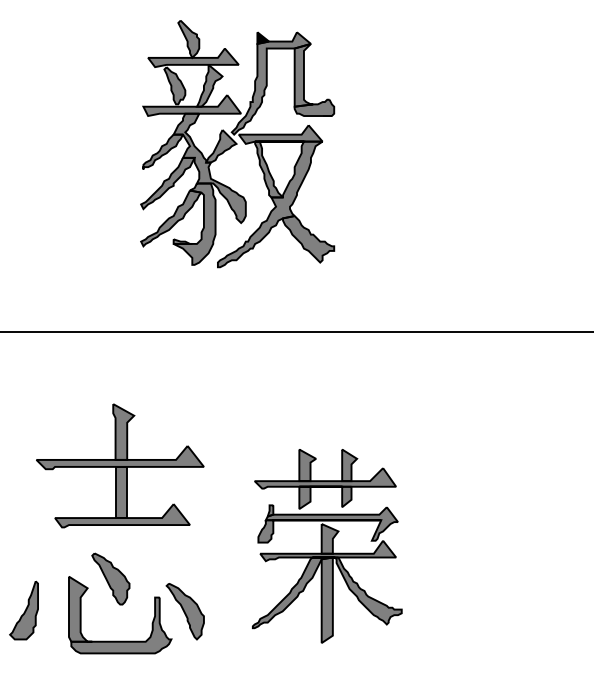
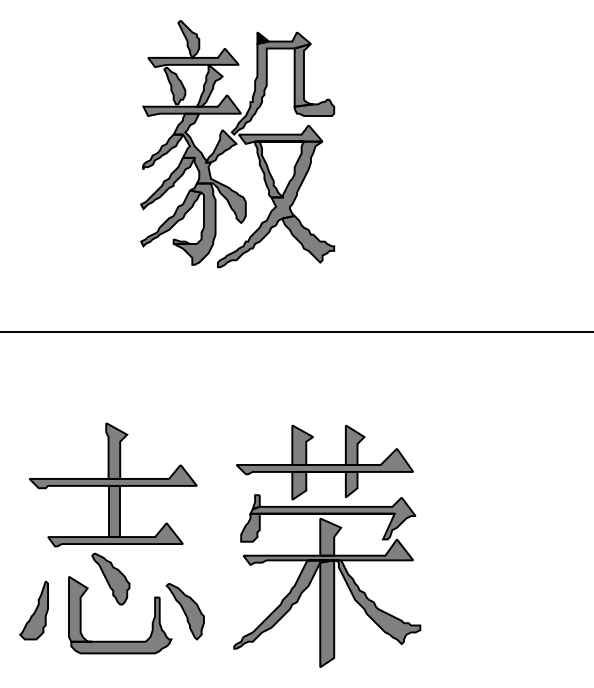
part position: (120, 465) -> (113, 484) (113, 484)
part size: 151x195 px -> 189x244 px (327, 545)
part position: (23, 610) -> (33, 610) (33, 610)
